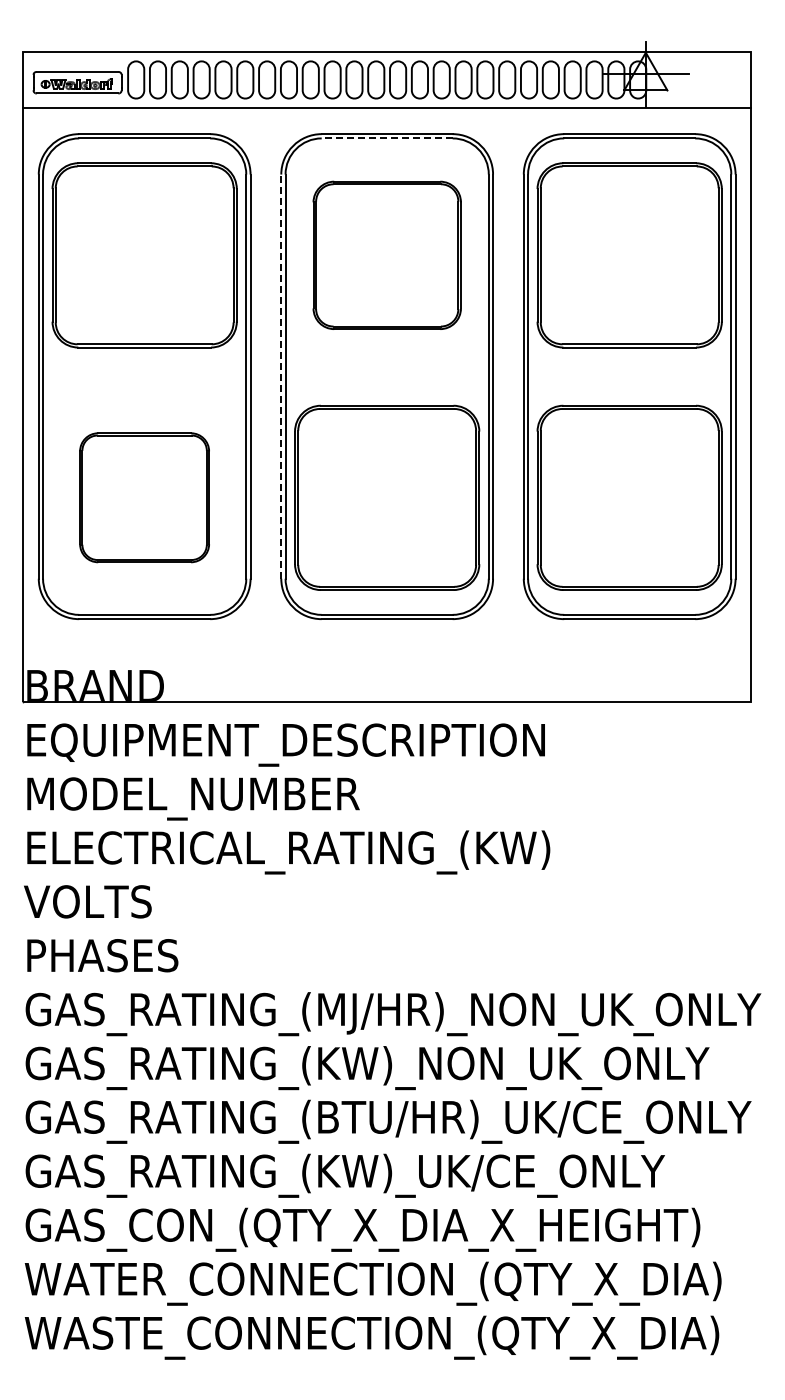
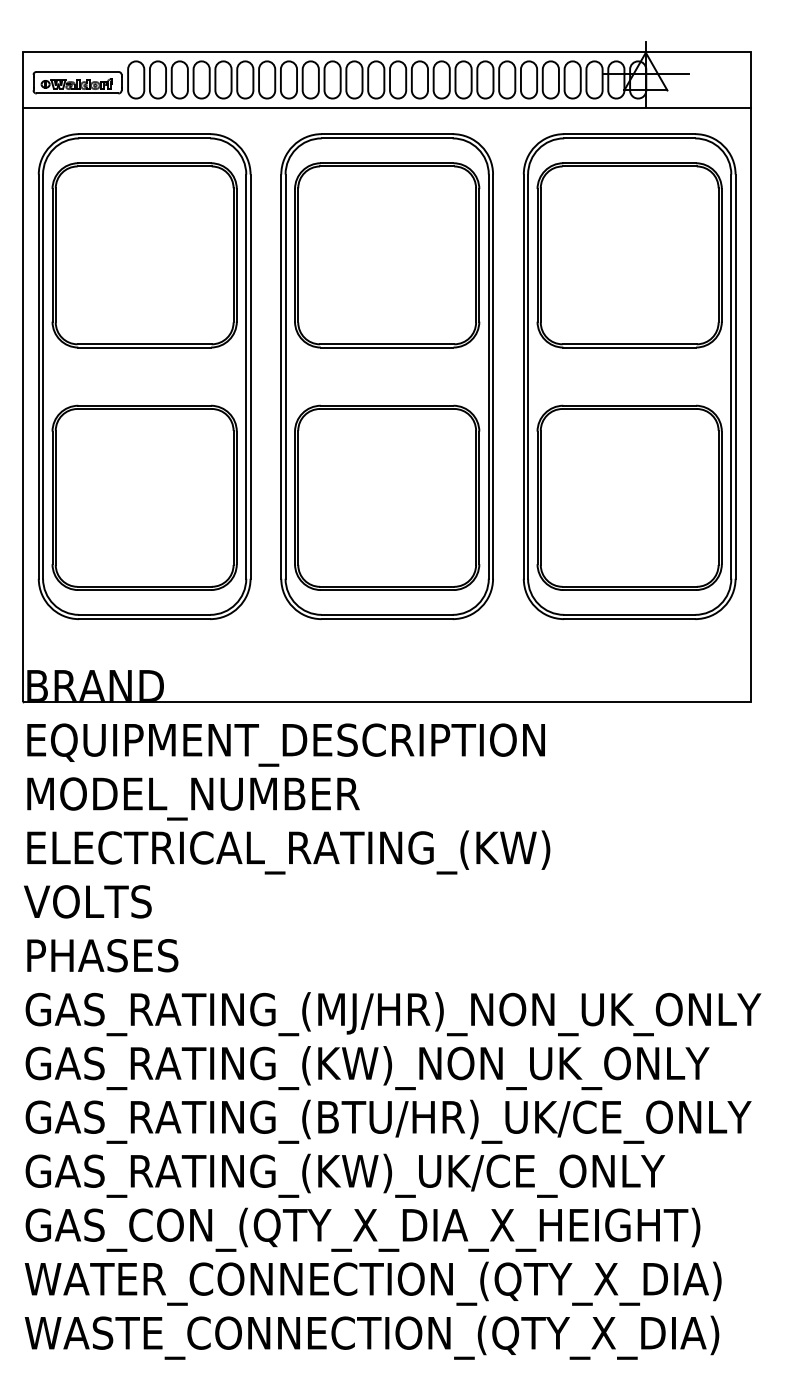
line: dashed -> solid (386, 138)
part size: 150x150 px -> 187x187 px (387, 255)
line: dashed -> solid (281, 376)
part size: 131x132 px -> 187x187 px (144, 497)
